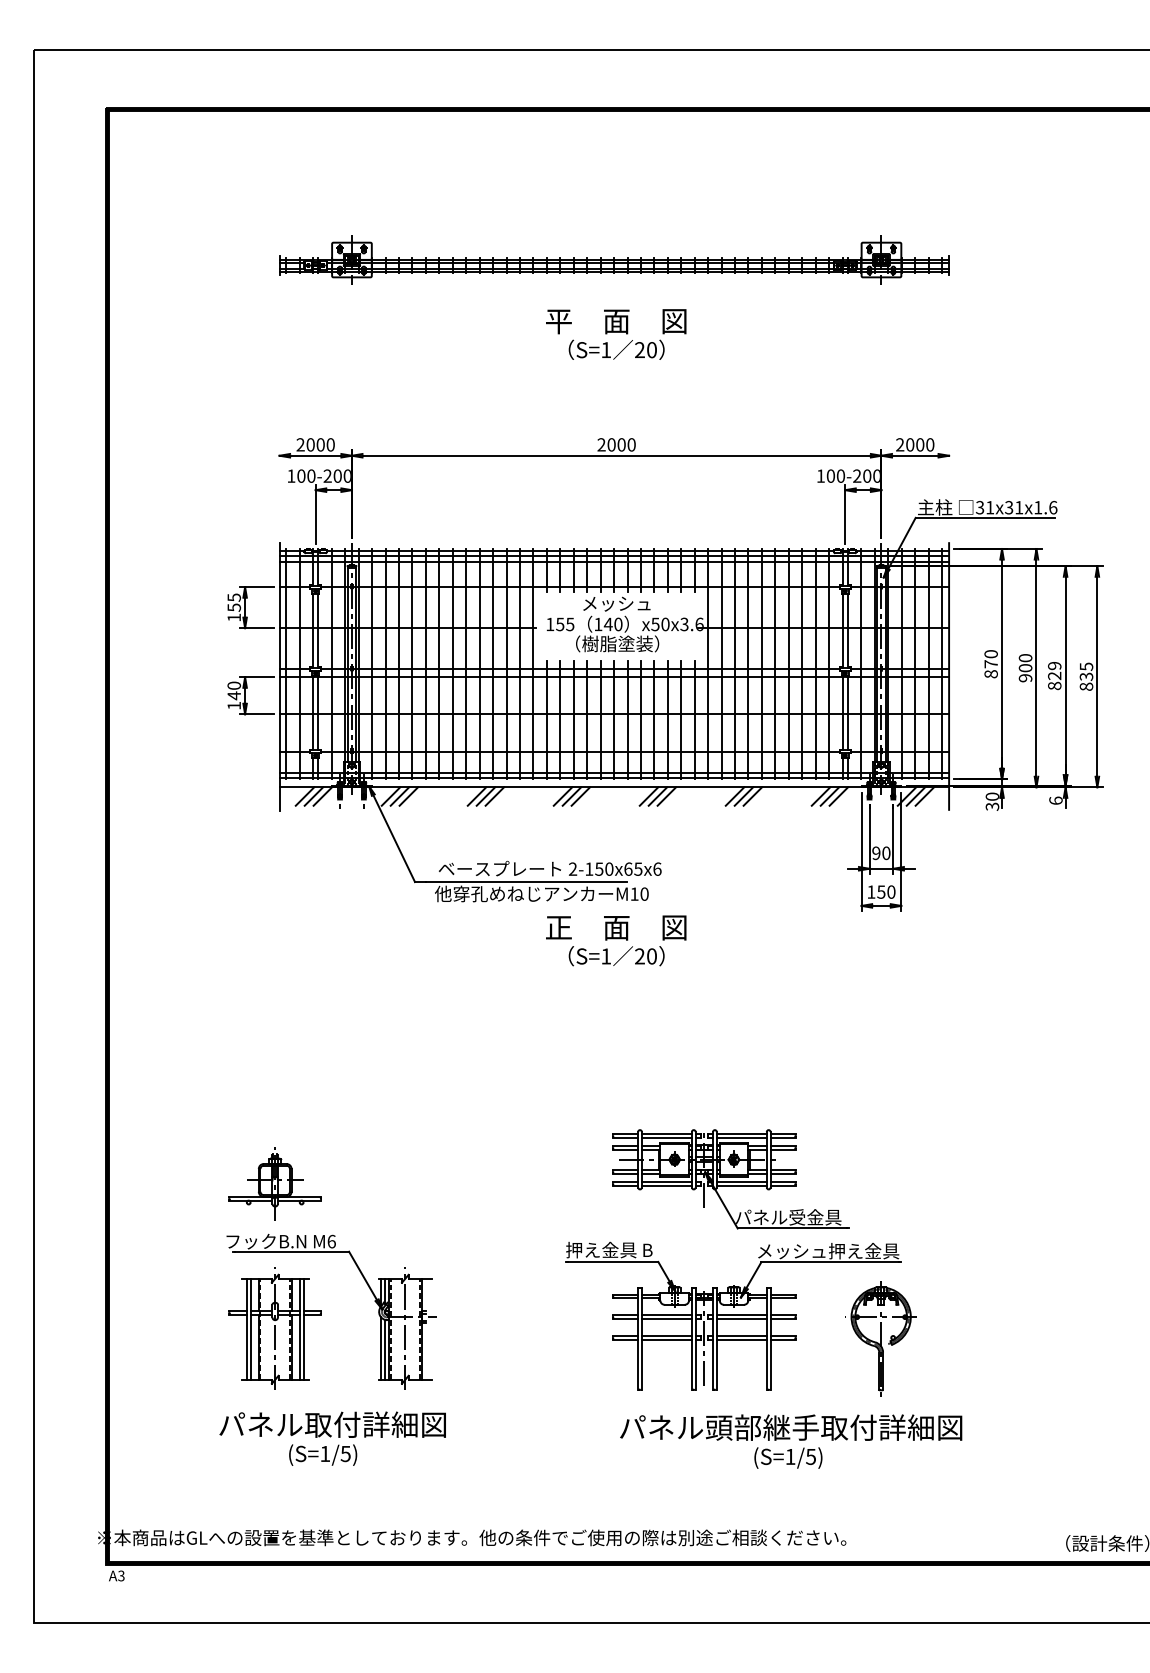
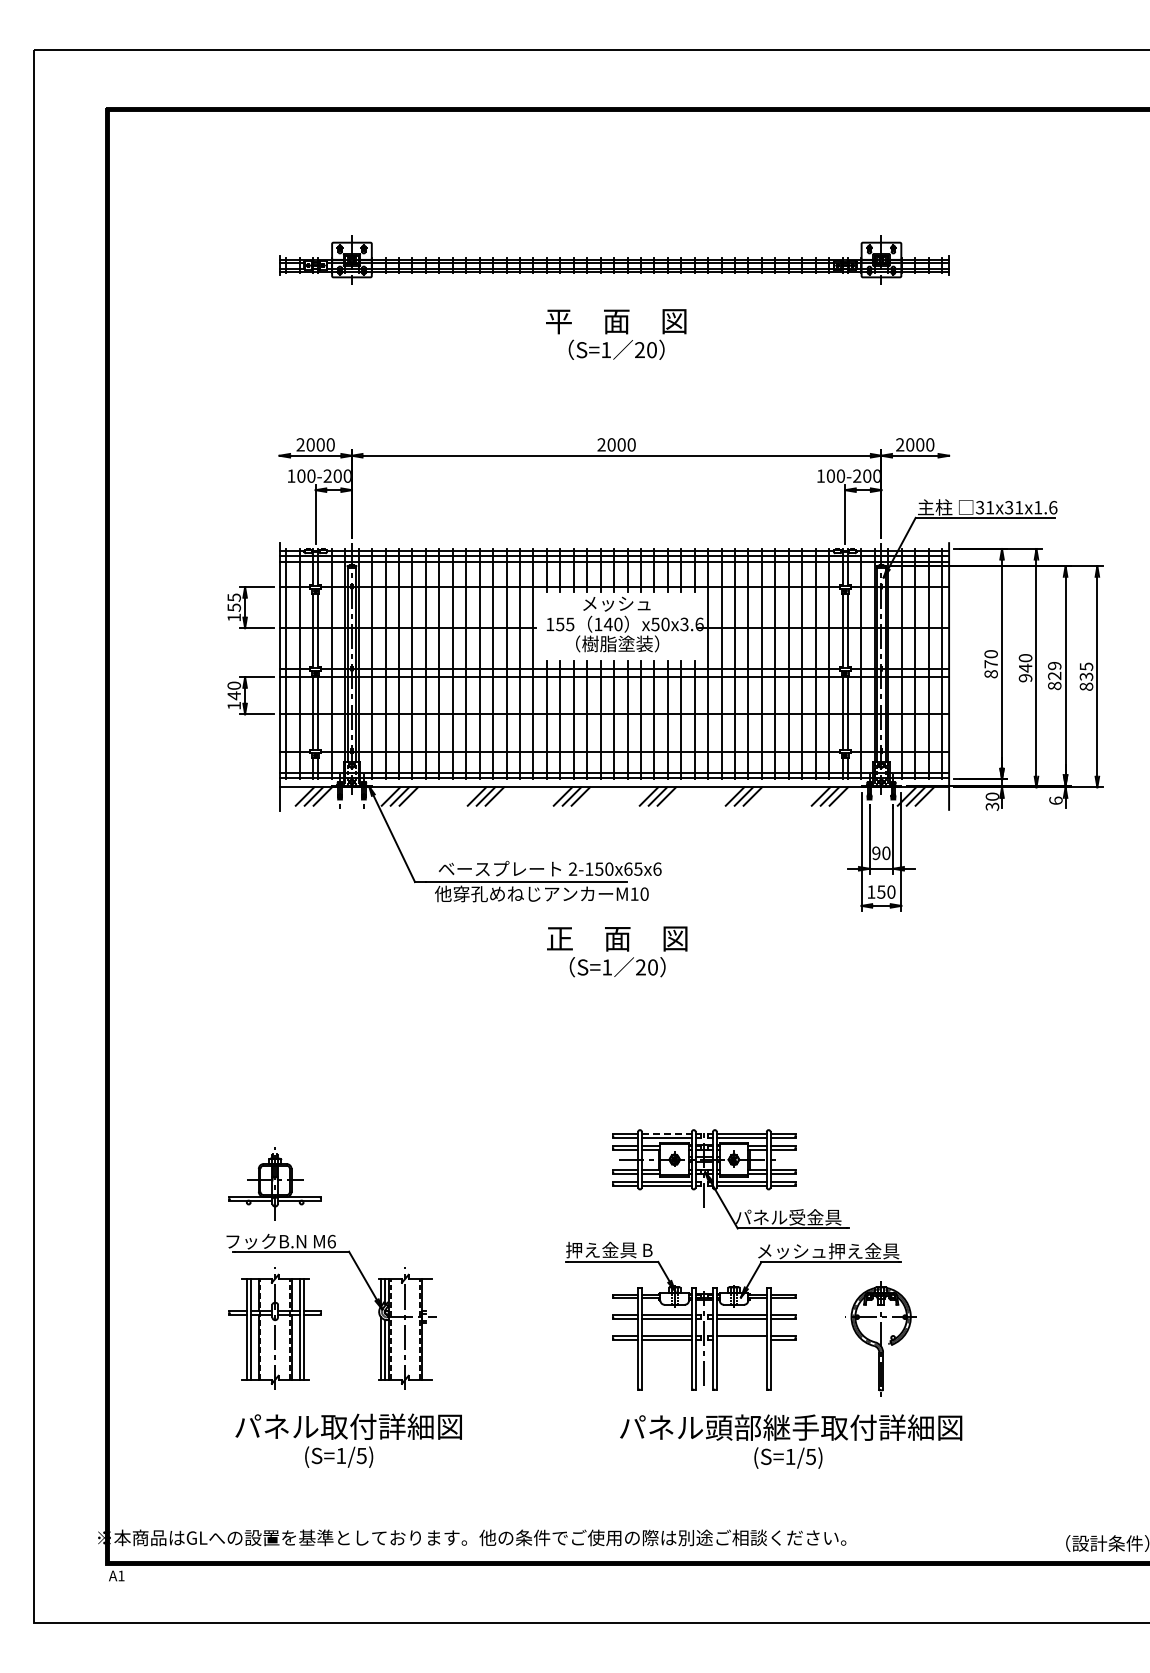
text: 900 -> 940 (1025, 667)
text position: (616, 940) -> (617, 951) (617, 951)
line: solid -> dashed (666, 1133)
line: present -> none (741, 1339)
text position: (332, 1438) -> (348, 1440) (348, 1440)
text: A3 -> A1 (121, 1575)
